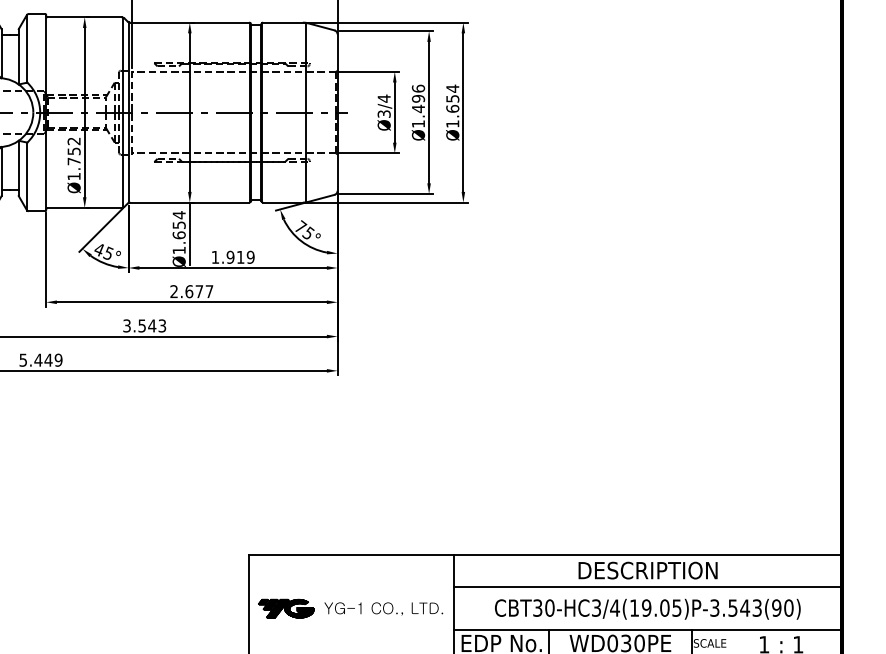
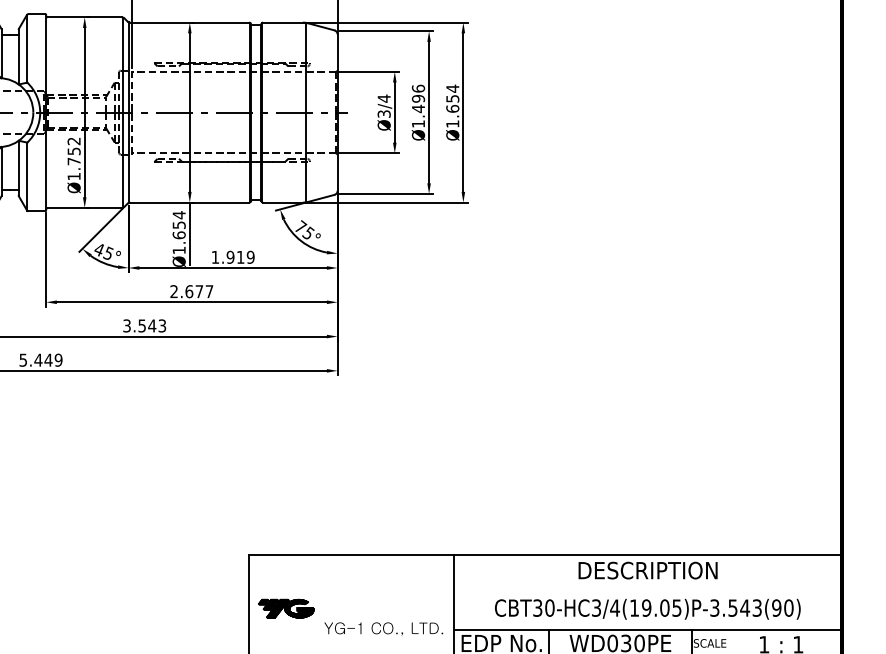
line: present -> none (647, 586)
text position: (383, 608) -> (383, 628) (383, 628)
